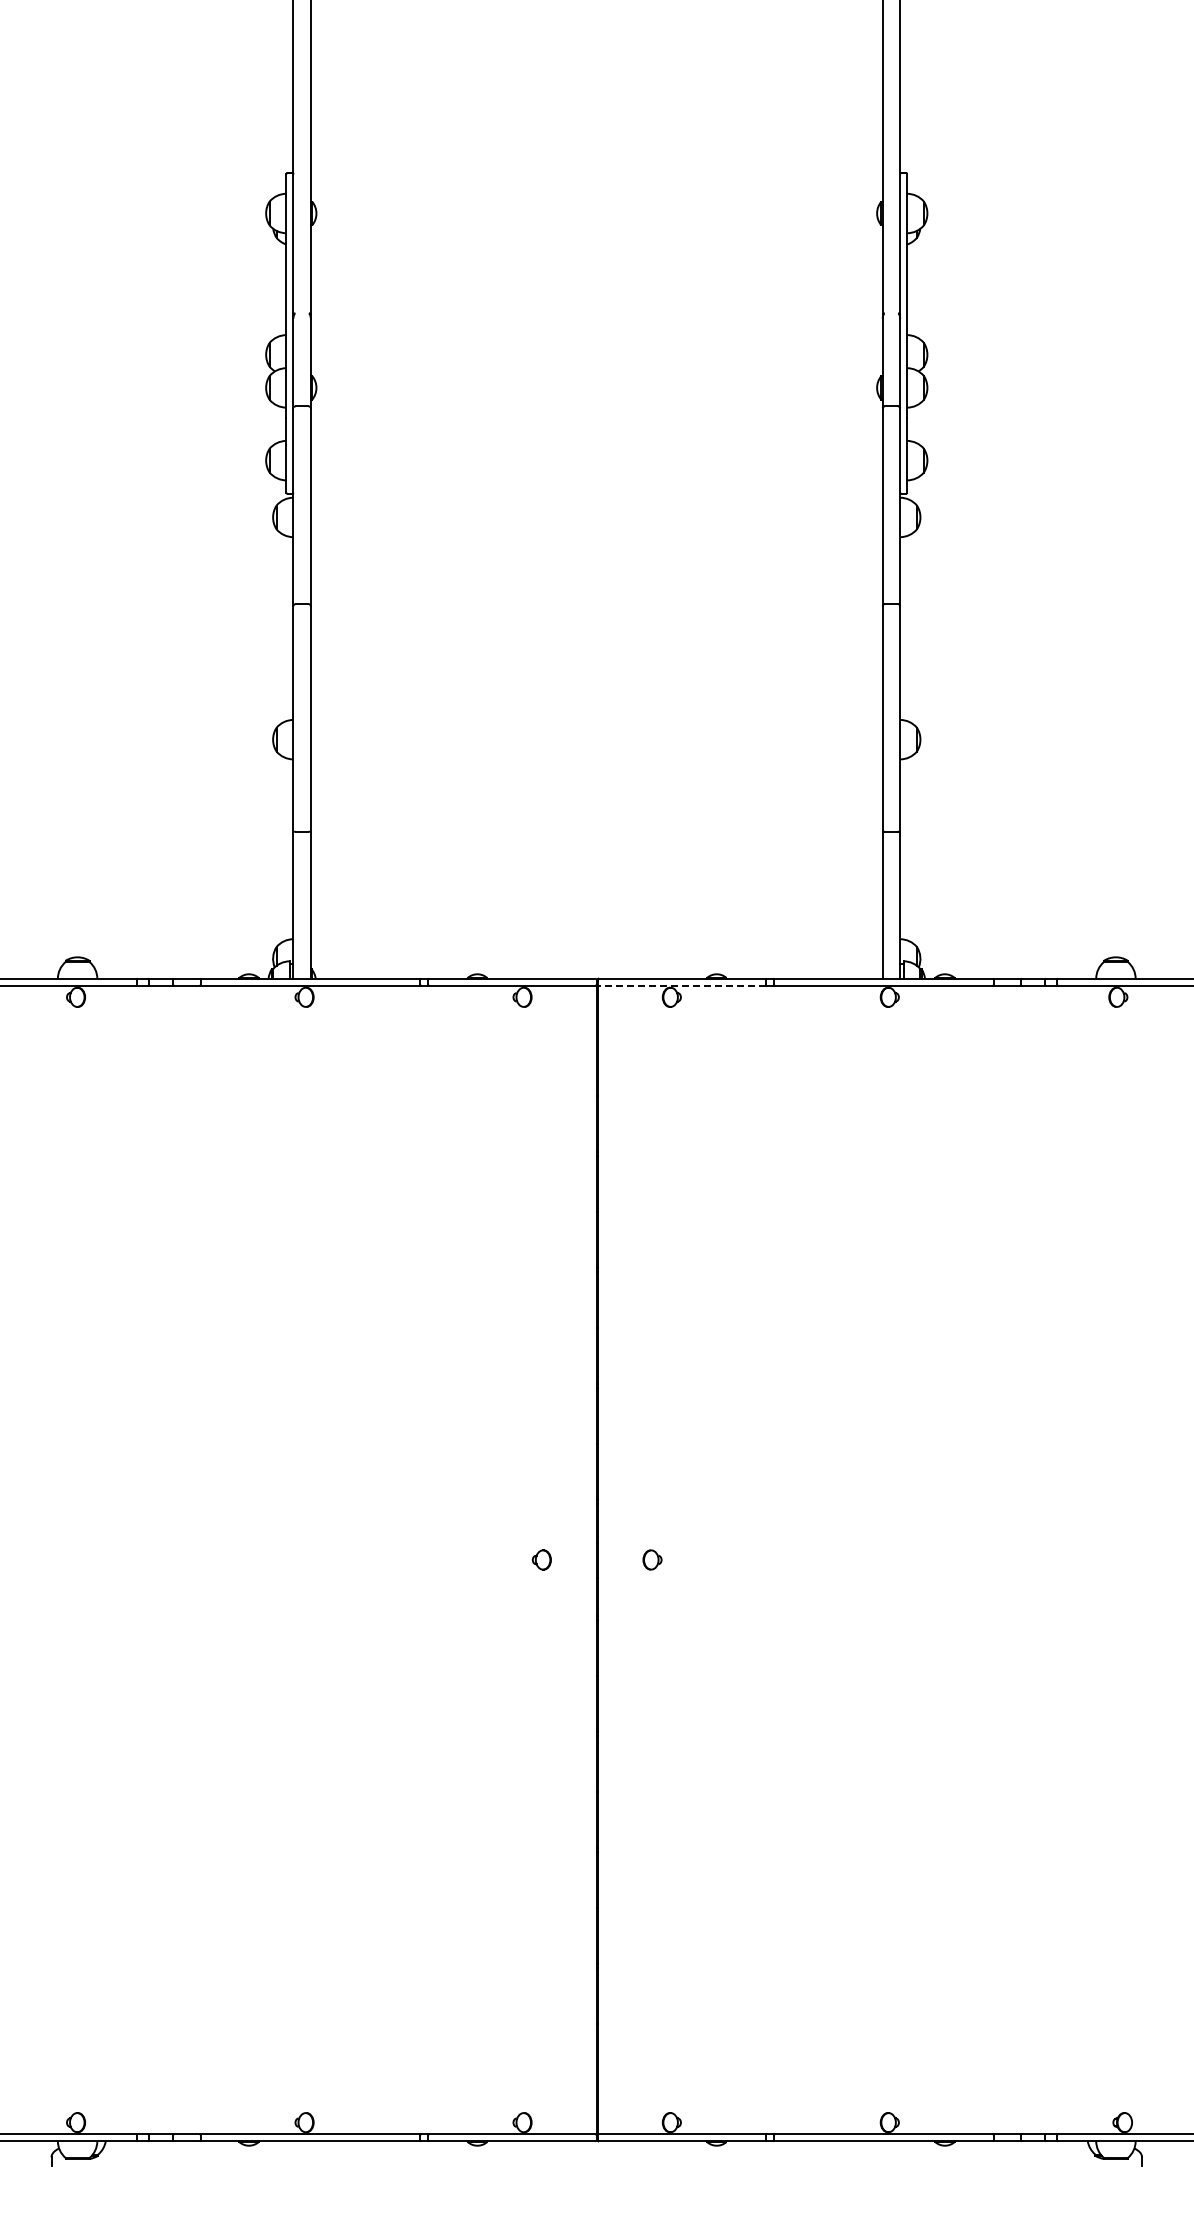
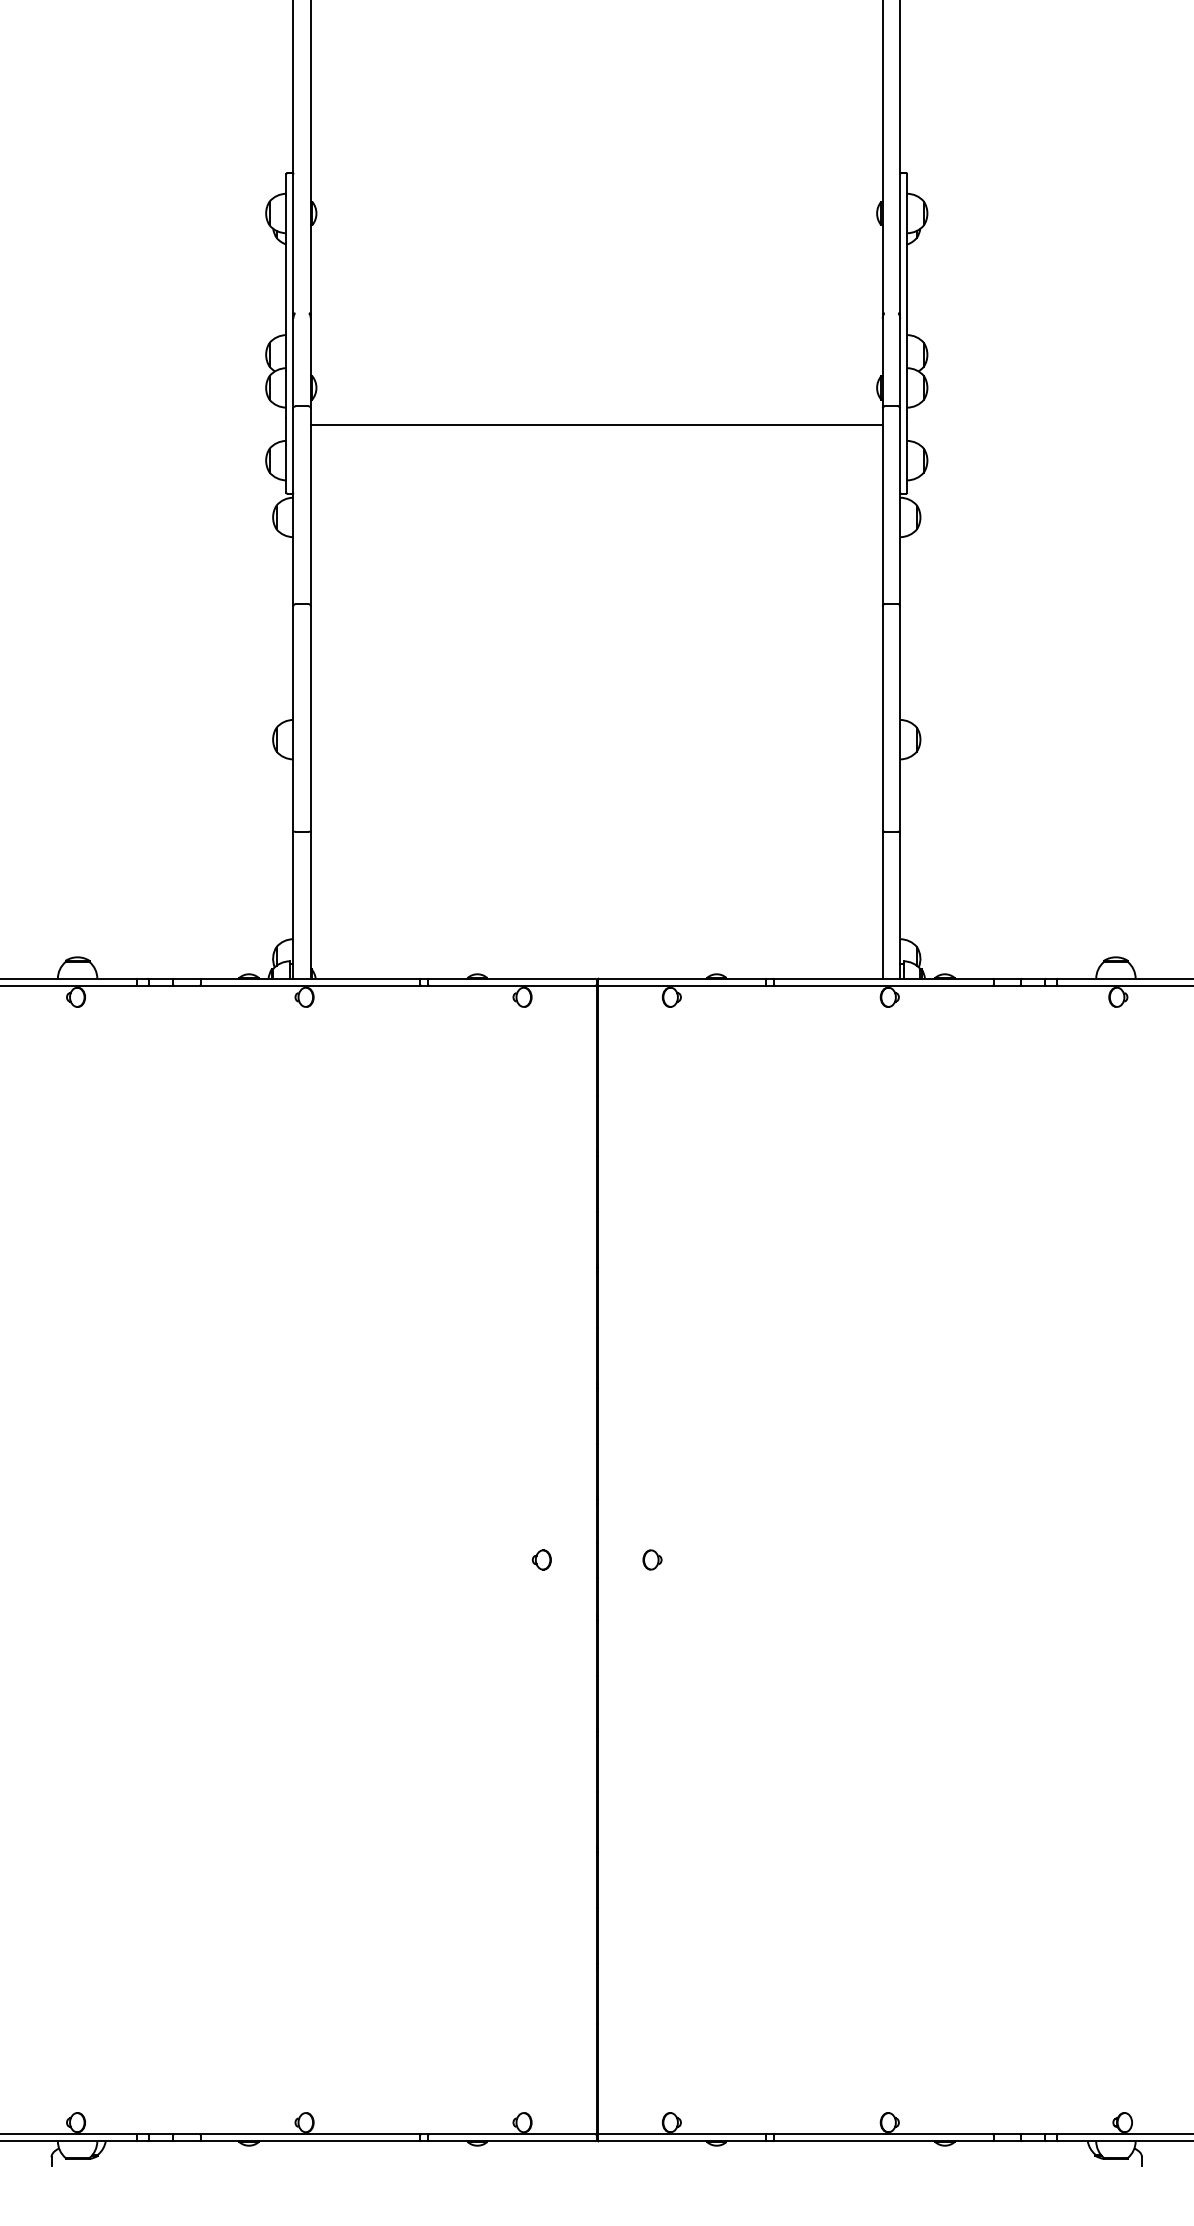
line: none -> present (596, 424)
line: dashed -> solid (681, 985)
